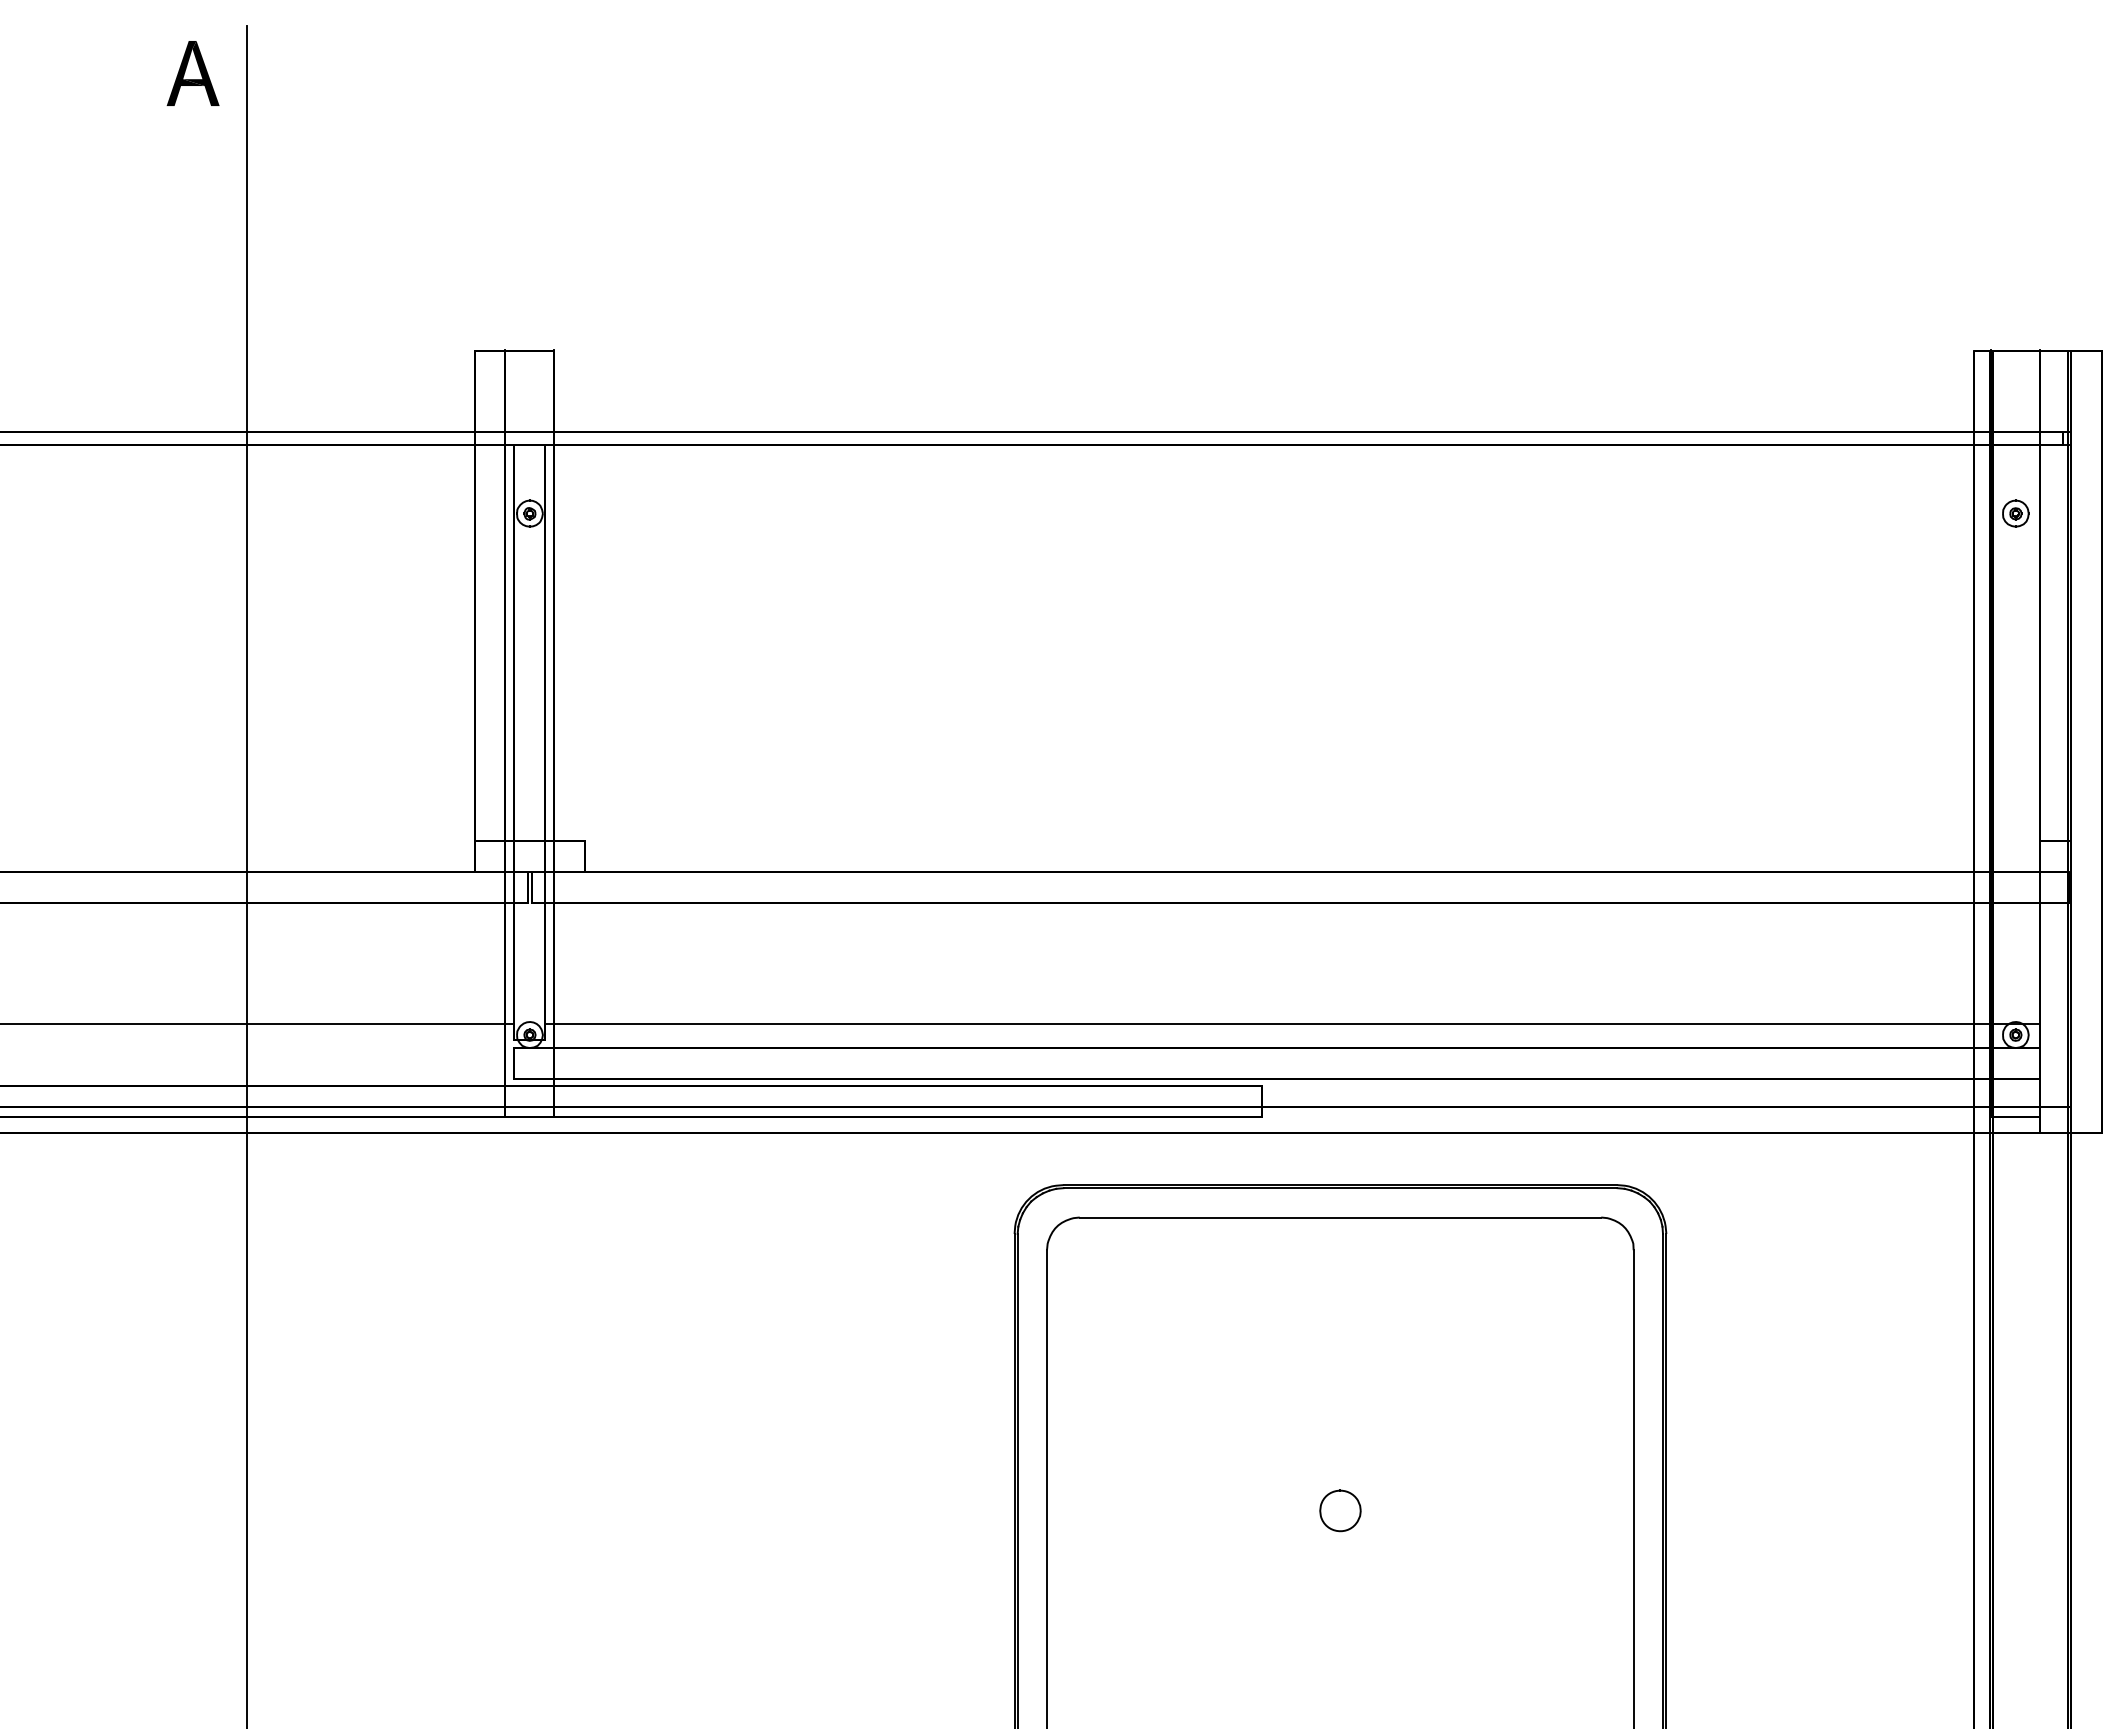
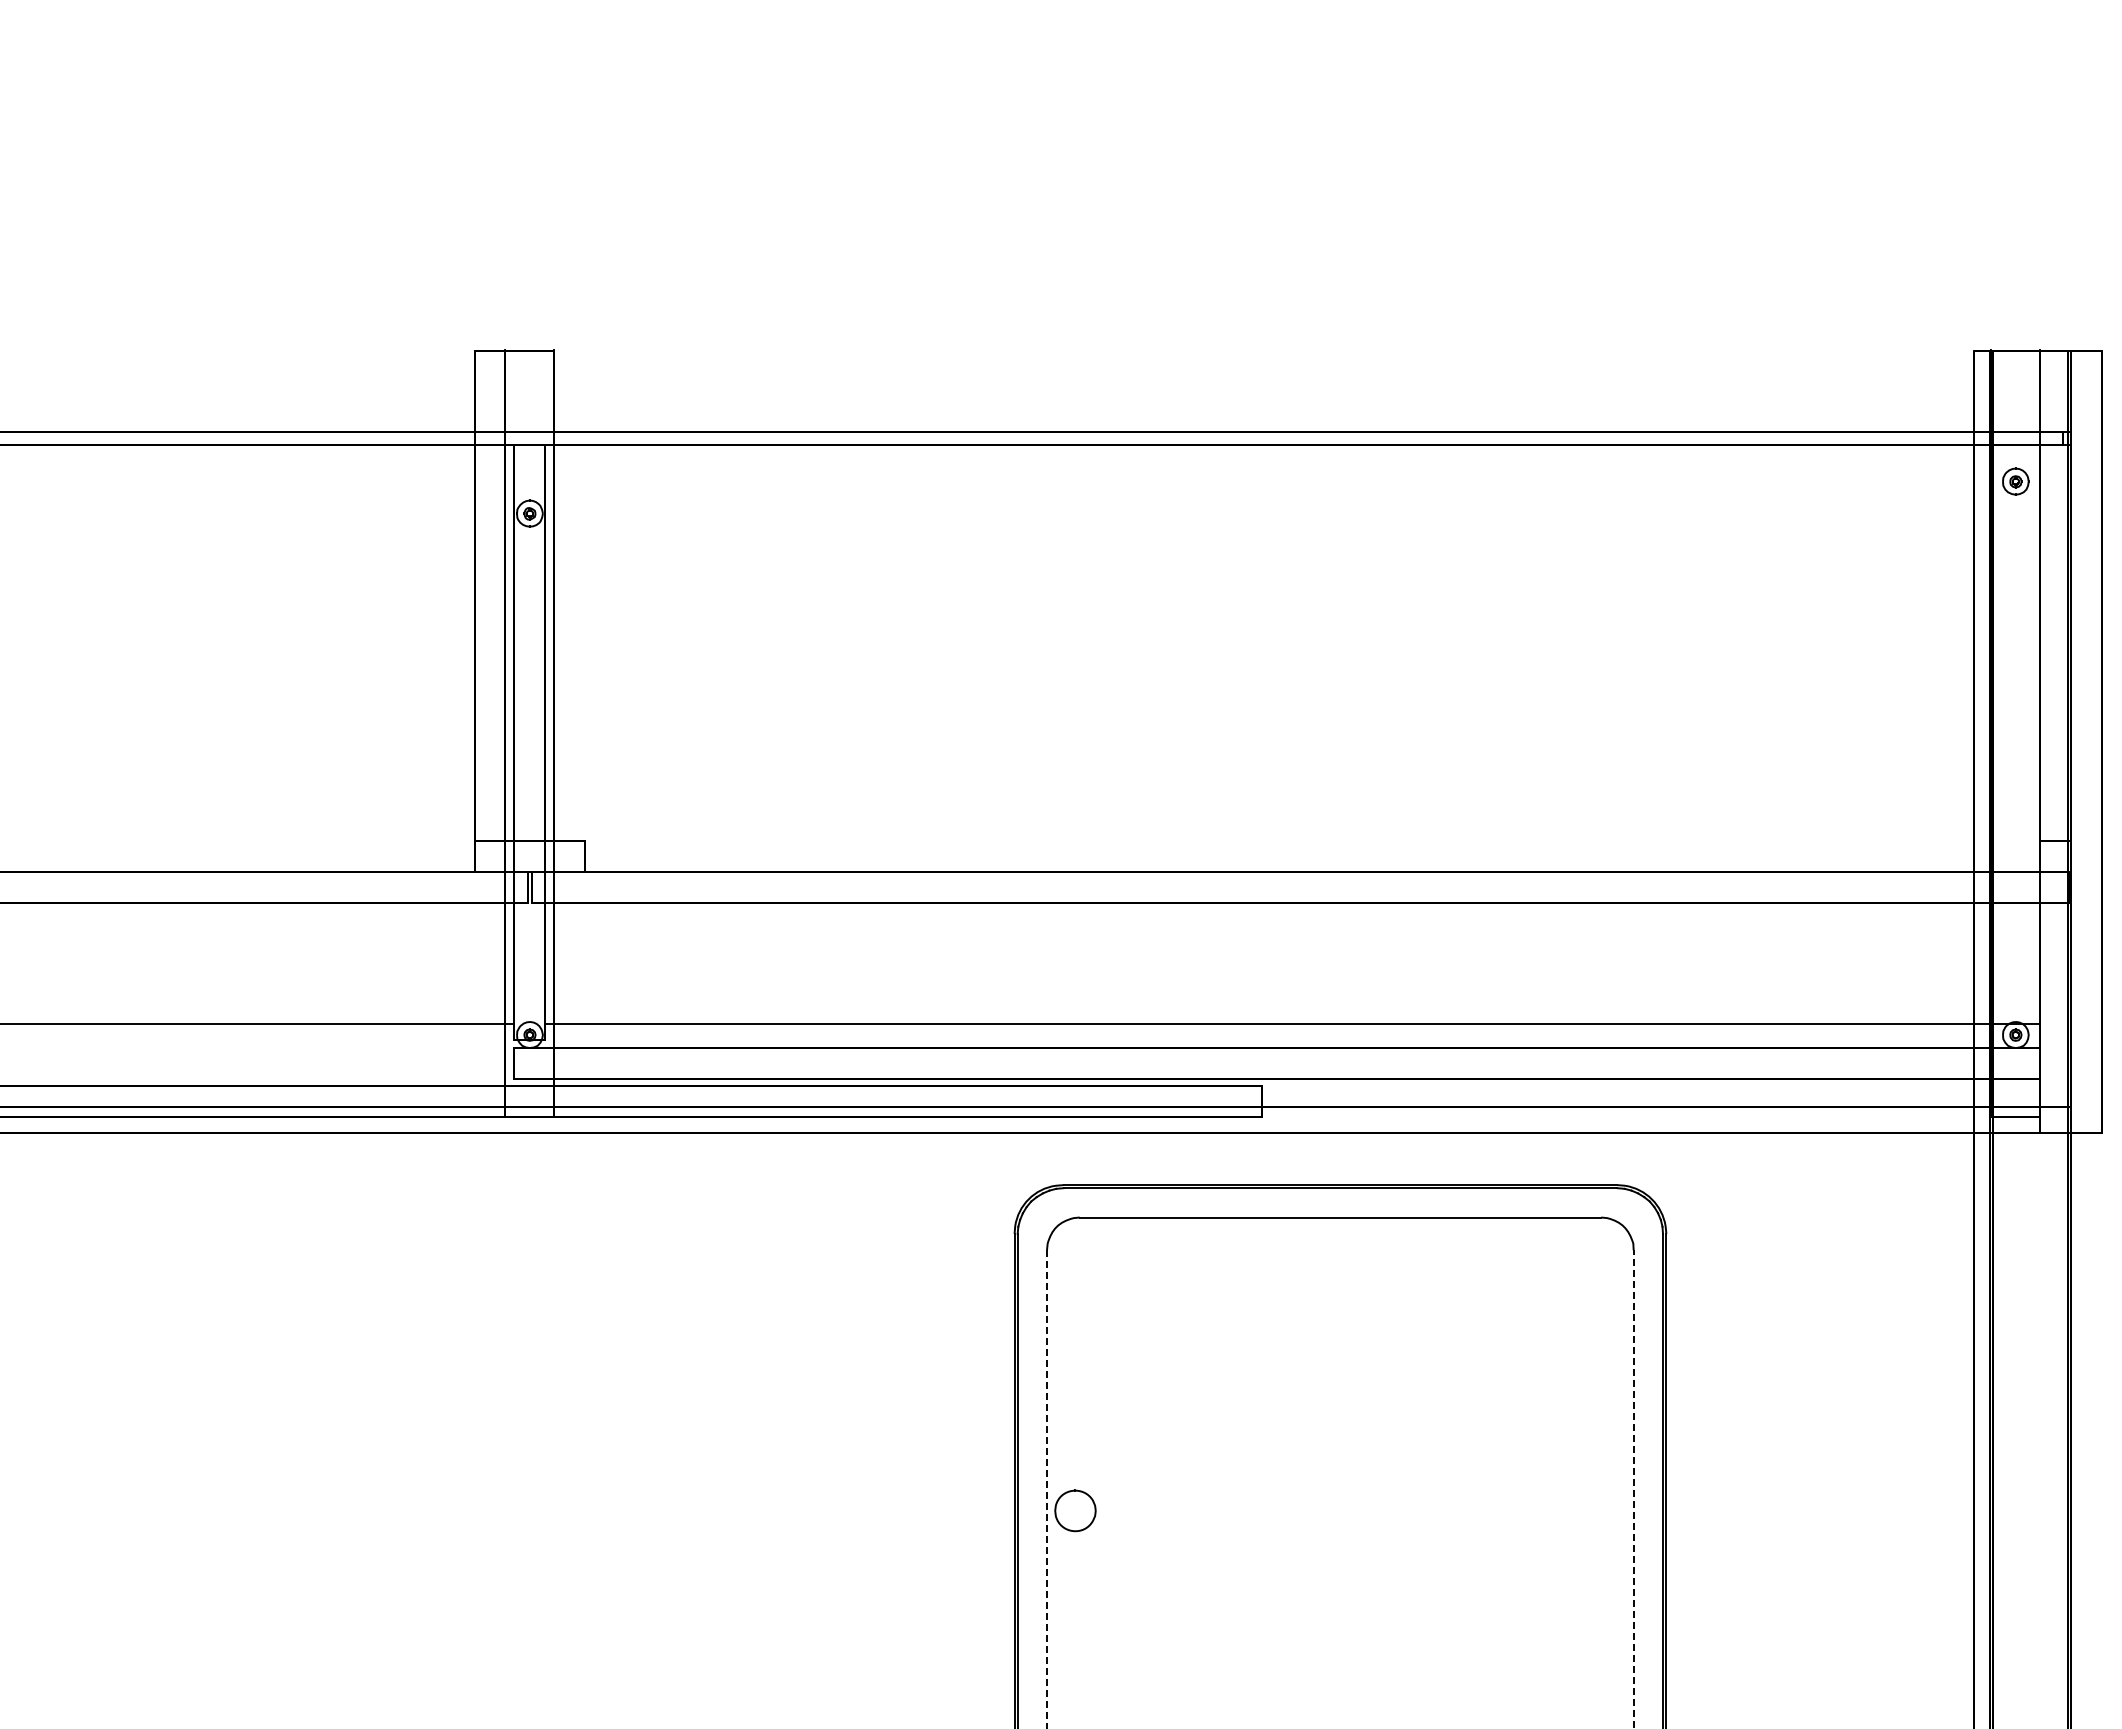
part: present -> none (192, 73)
part position: (2015, 513) -> (2015, 481) (2015, 481)
line: present -> none (246, 875)
line: solid -> dashed (1633, 1488)
line: solid -> dashed (1047, 1489)
part position: (1340, 1510) -> (1075, 1510) (1075, 1510)
